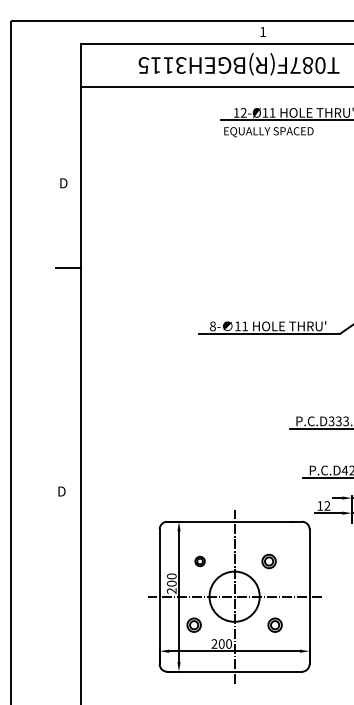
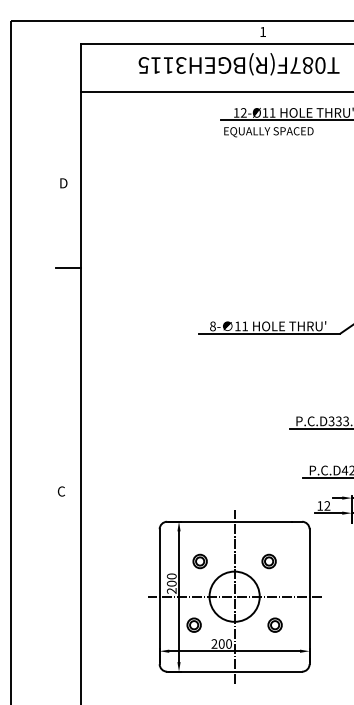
line position: (215, 87) -> (215, 92) (215, 92)
text: D -> C (61, 491)
part size: 12x13 px -> 16x17 px (199, 561)
